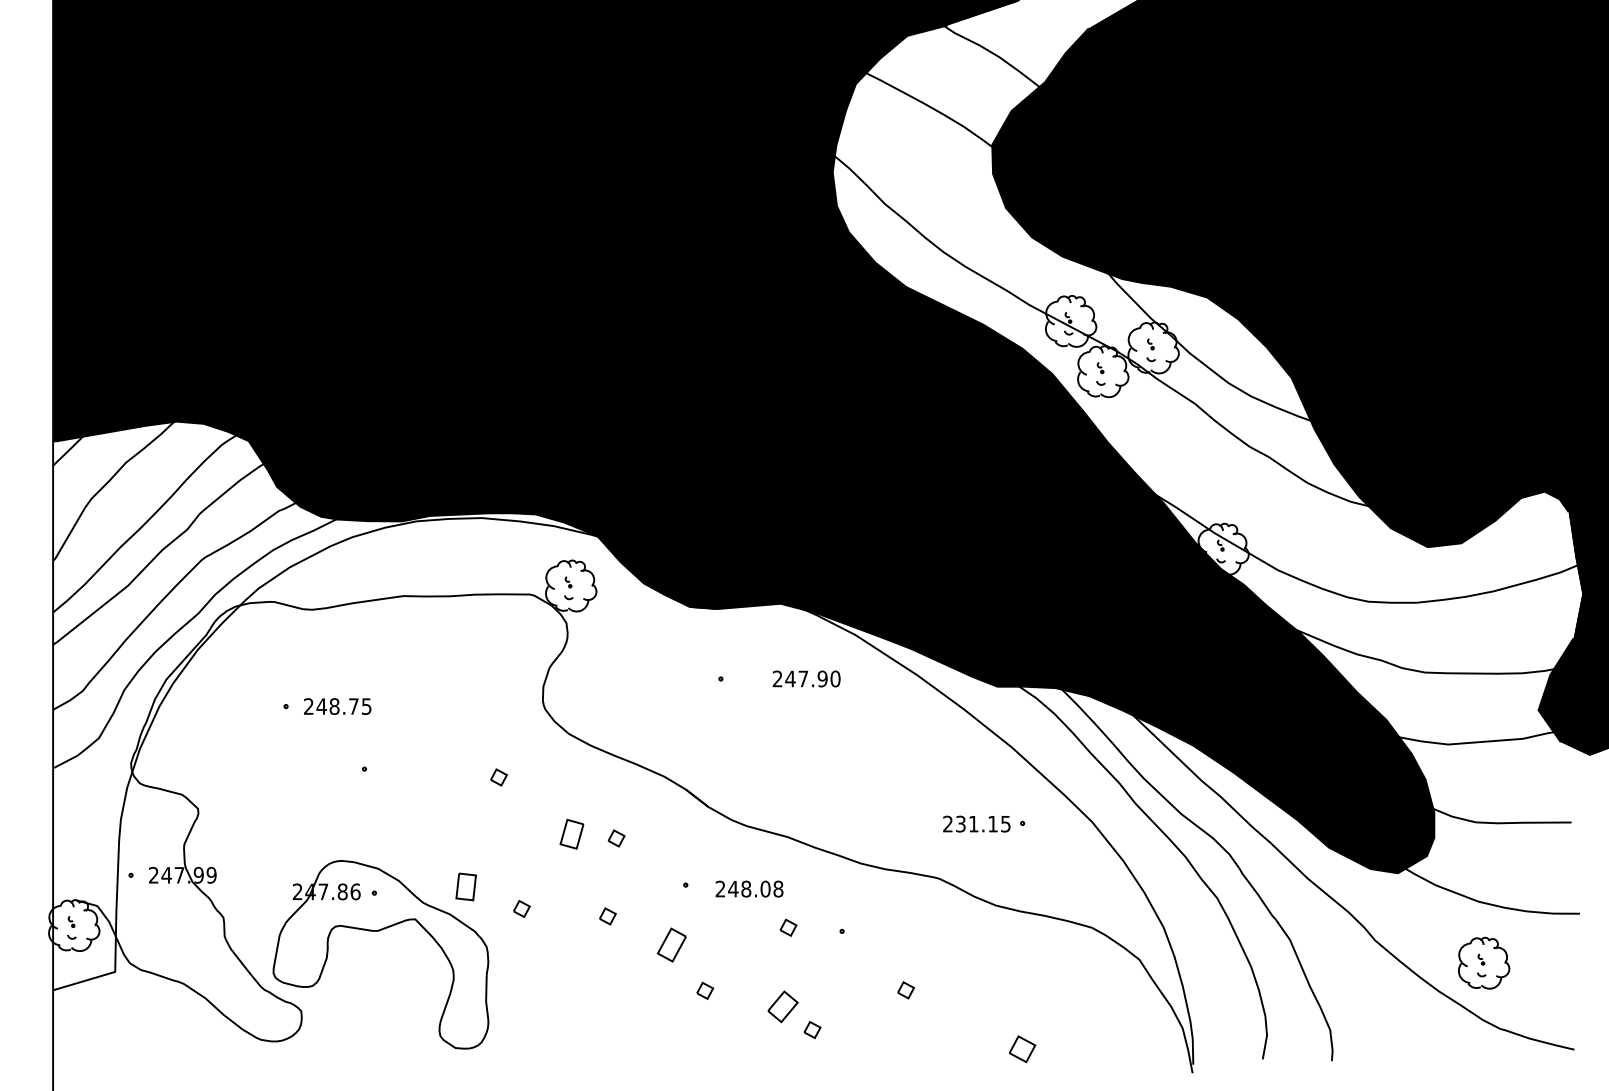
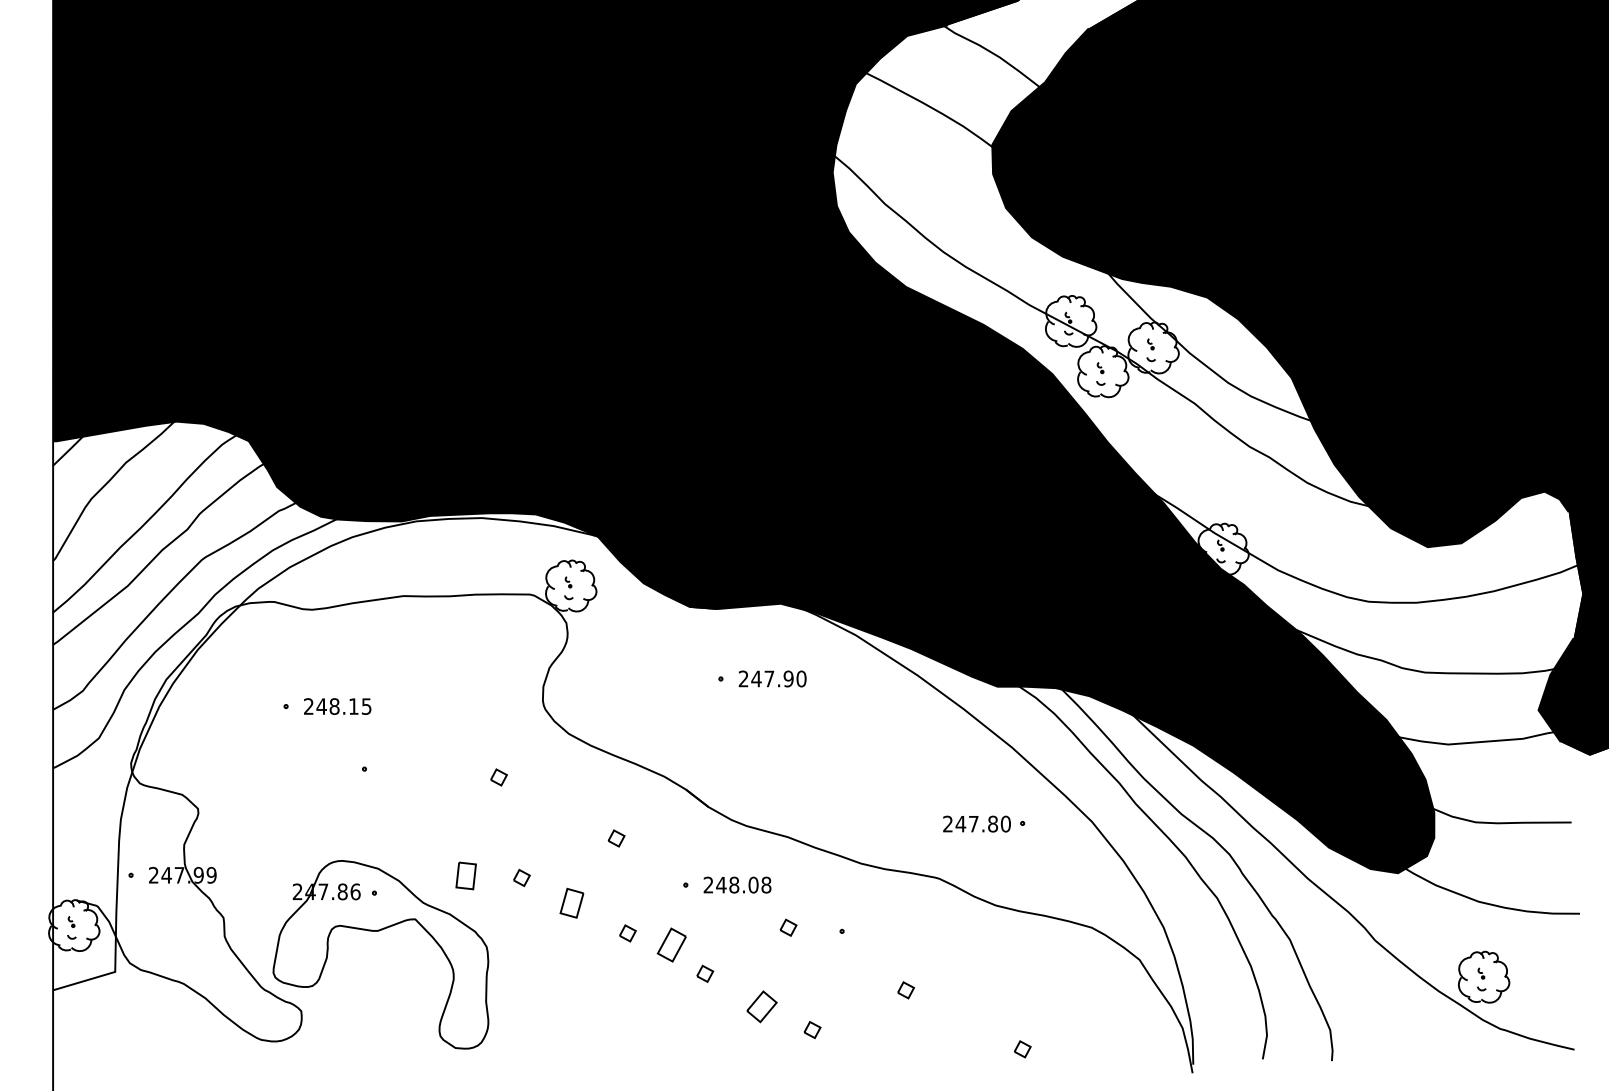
text position: (806, 678) -> (772, 678) (772, 678)
text: 248.75 -> 248.15 (353, 706)
text: 231.15 -> 247.80 (982, 823)
part position: (571, 833) -> (571, 902) (571, 902)
part position: (465, 886) -> (465, 875) (465, 875)
text position: (749, 888) -> (737, 884) (737, 884)
part position: (521, 909) -> (521, 878) (521, 878)
part position: (607, 916) -> (627, 933) (627, 933)
part position: (1484, 962) -> (1484, 976) (1484, 976)
part position: (705, 990) -> (705, 973) (705, 973)
part position: (782, 1006) -> (761, 1006) (761, 1006)
part size: 28x29 px -> 18x19 px (1022, 1049)
